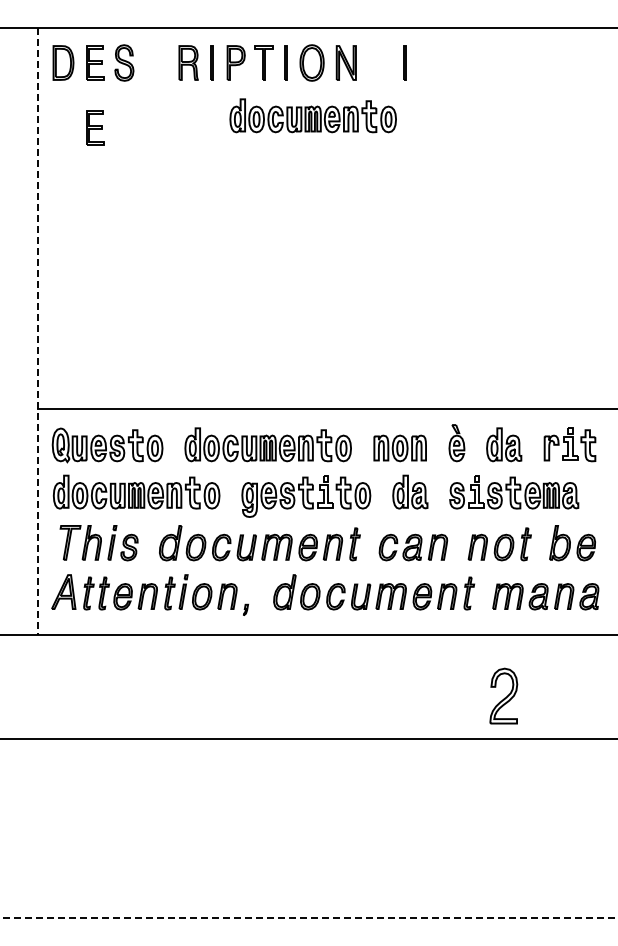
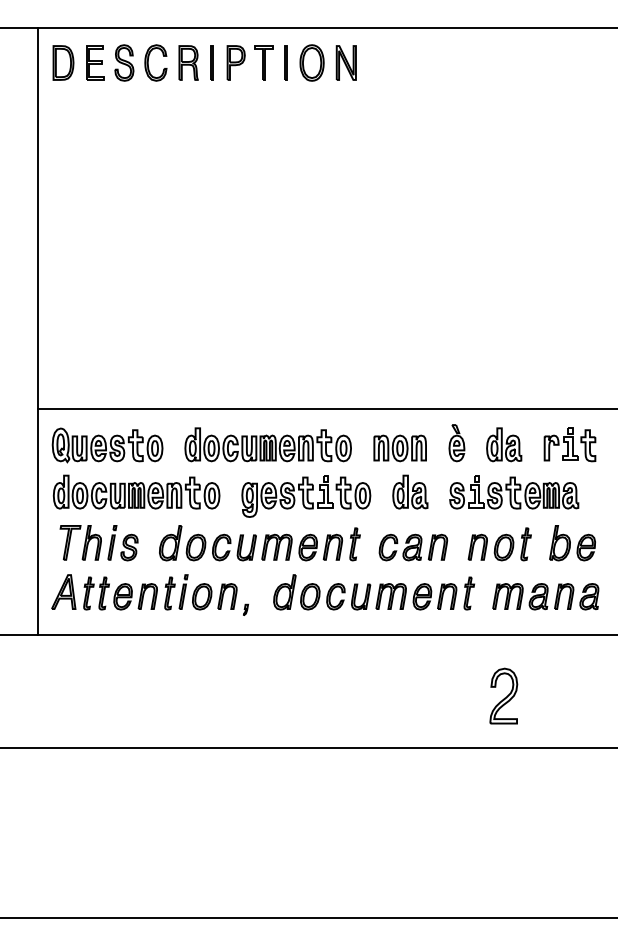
part: none -> present (148, 62)
line: present -> none (404, 62)
part: present -> none (312, 115)
part: present -> none (95, 127)
line: dashed -> solid (38, 332)
line position: (308, 739) -> (308, 748) (308, 748)
line: dashed -> solid (309, 917)
